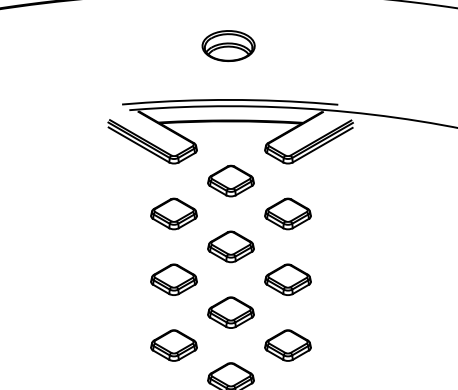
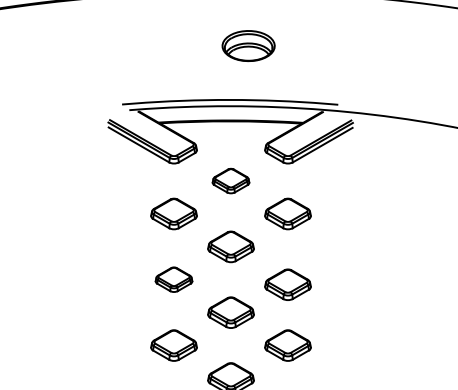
part position: (228, 45) -> (248, 45) (248, 45)
part size: 48x34 px -> 40x28 px (230, 180)
part size: 48x33 px -> 40x27 px (173, 279)
part position: (287, 279) -> (287, 284) (287, 284)
